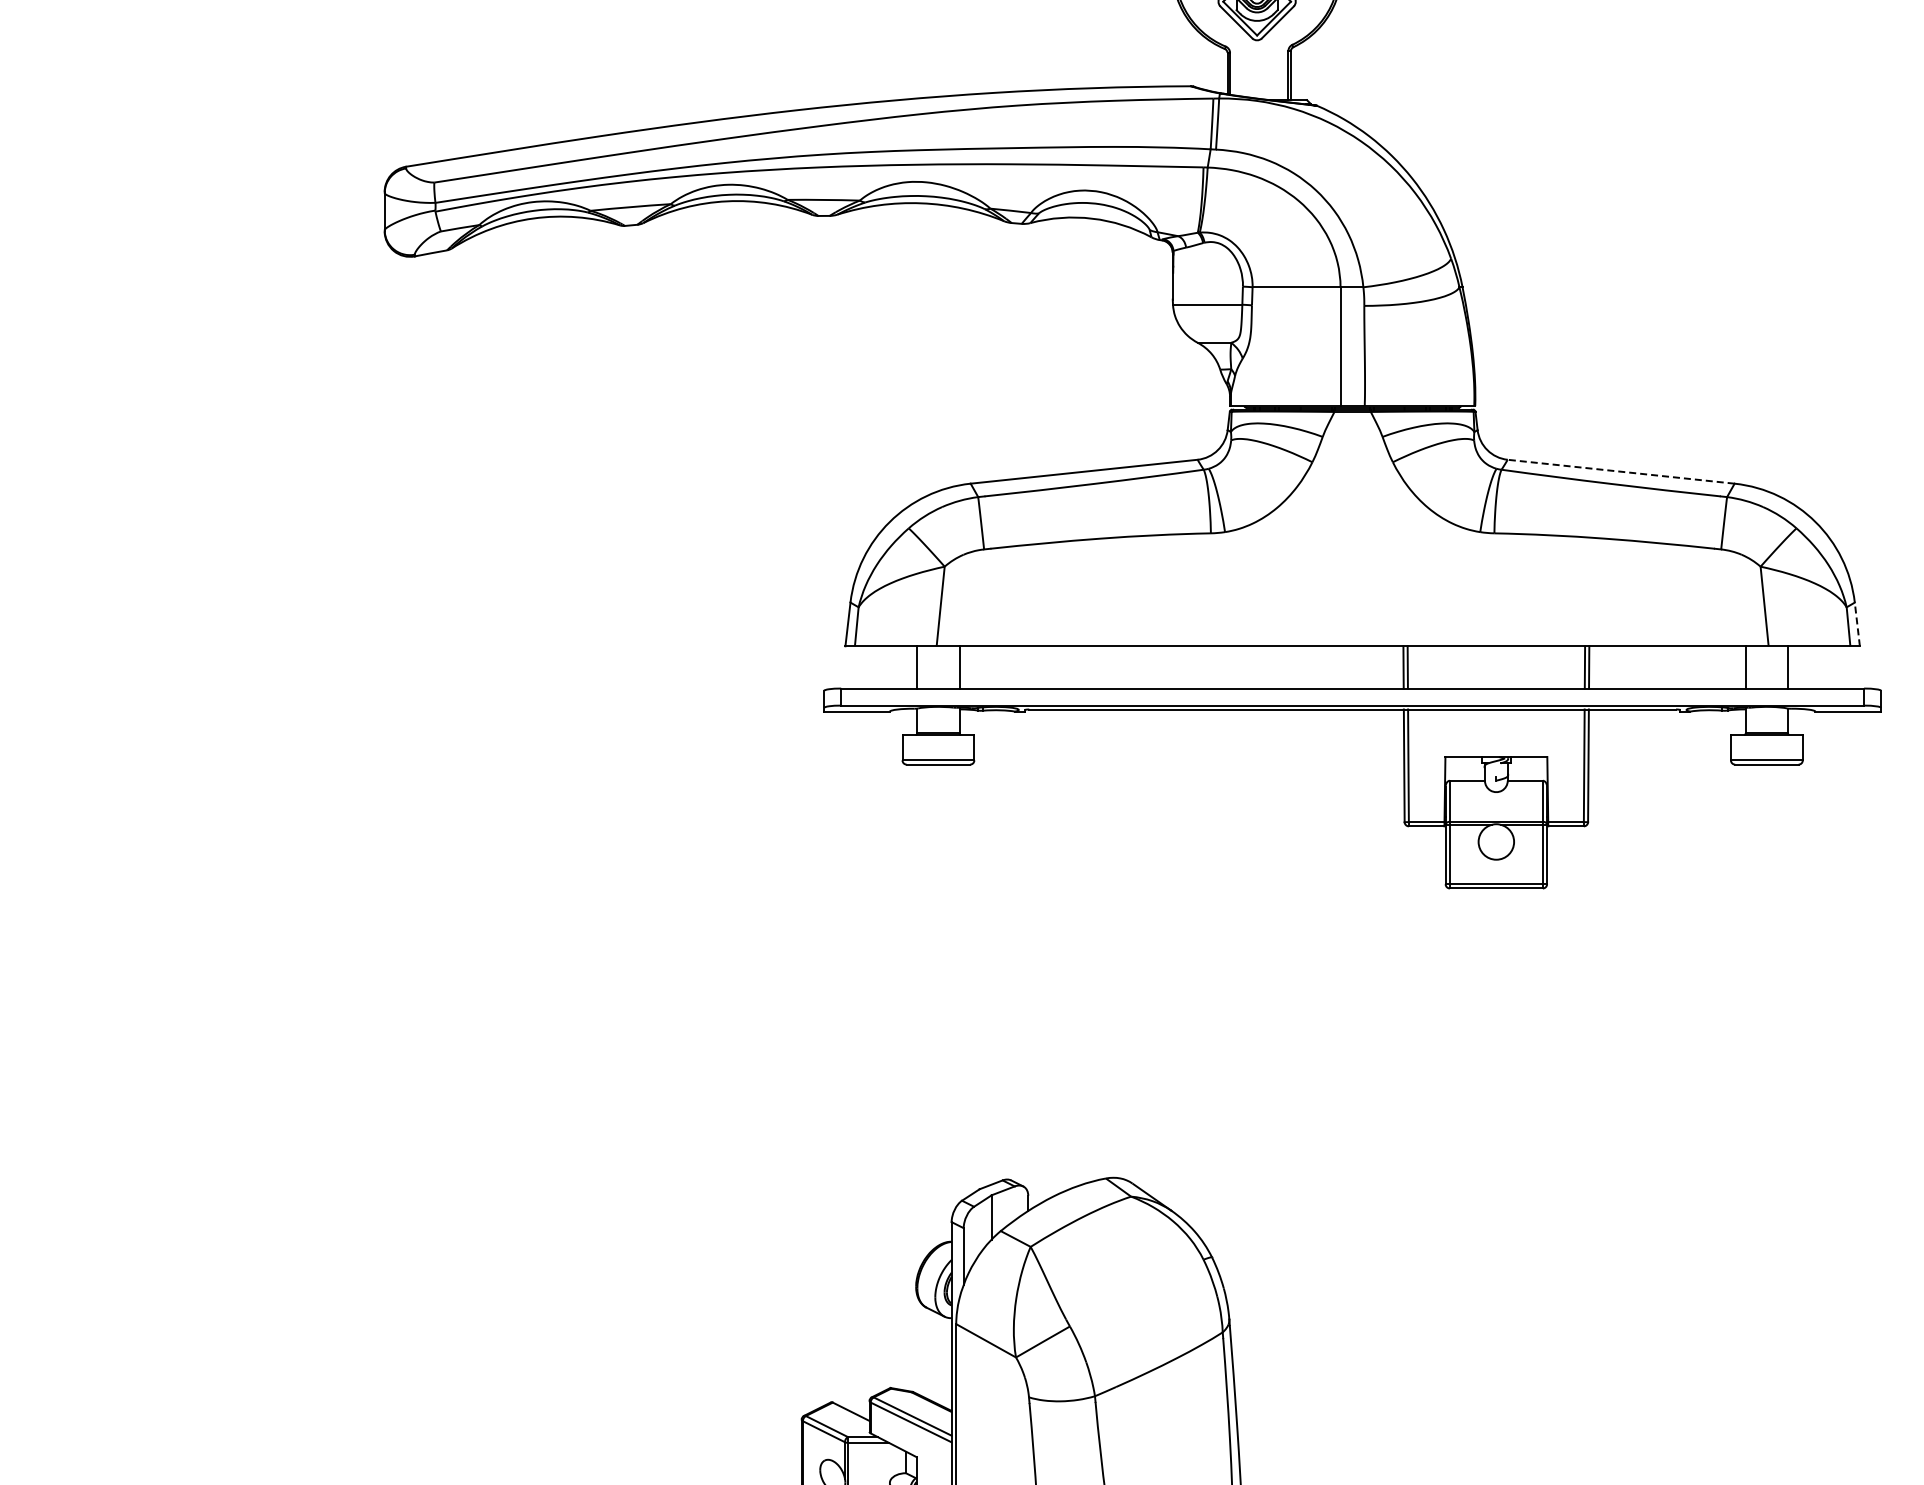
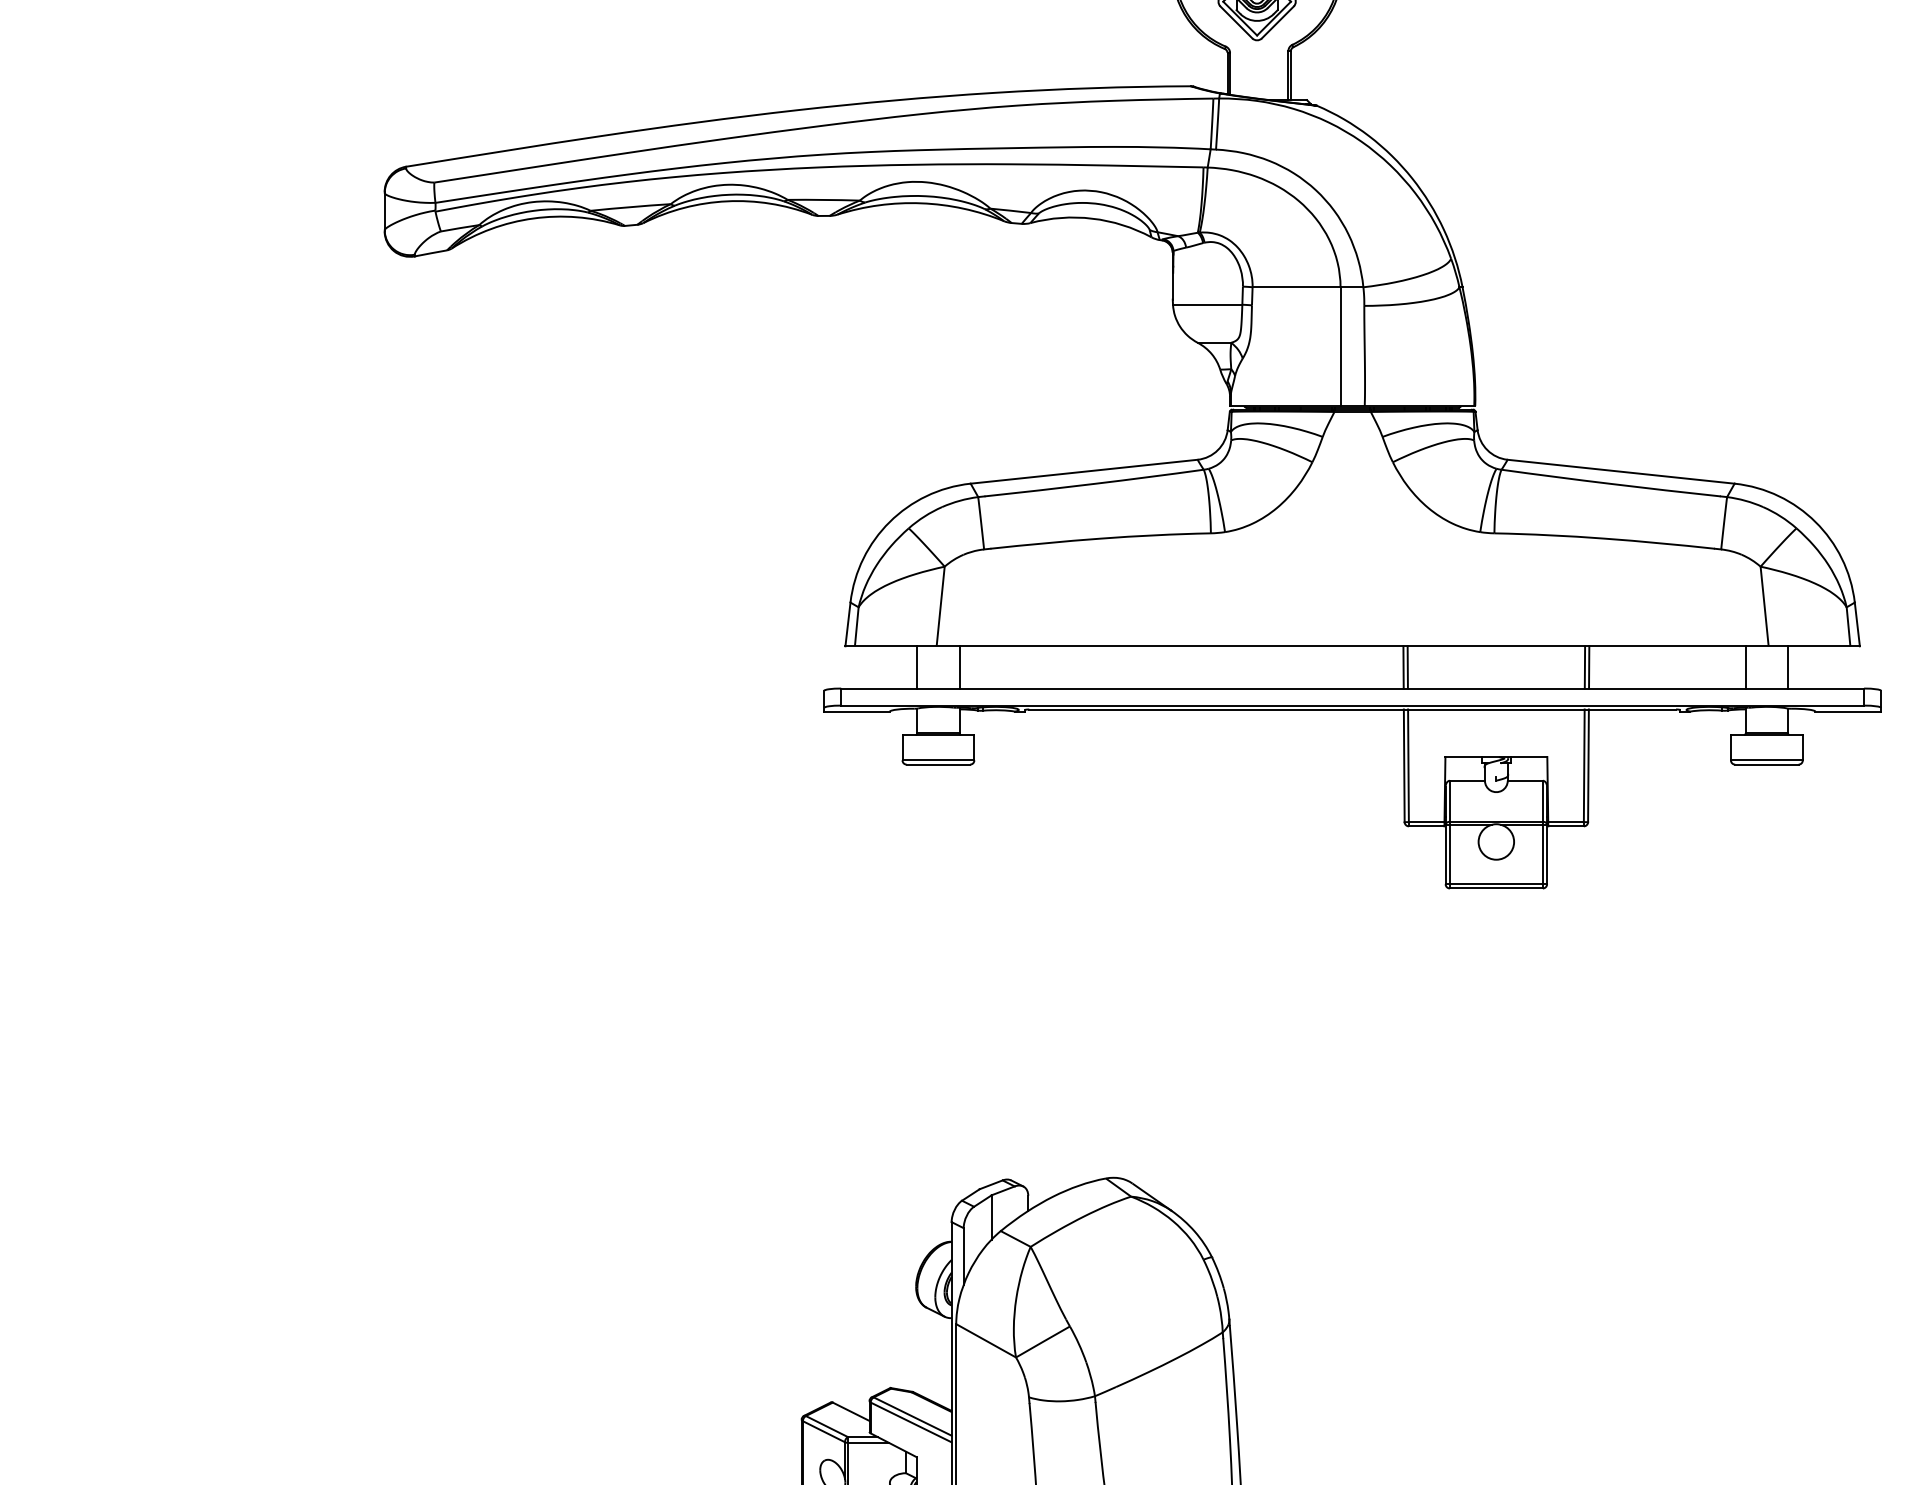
line: dashed -> solid (1620, 471)
line: dashed -> solid (1857, 624)
